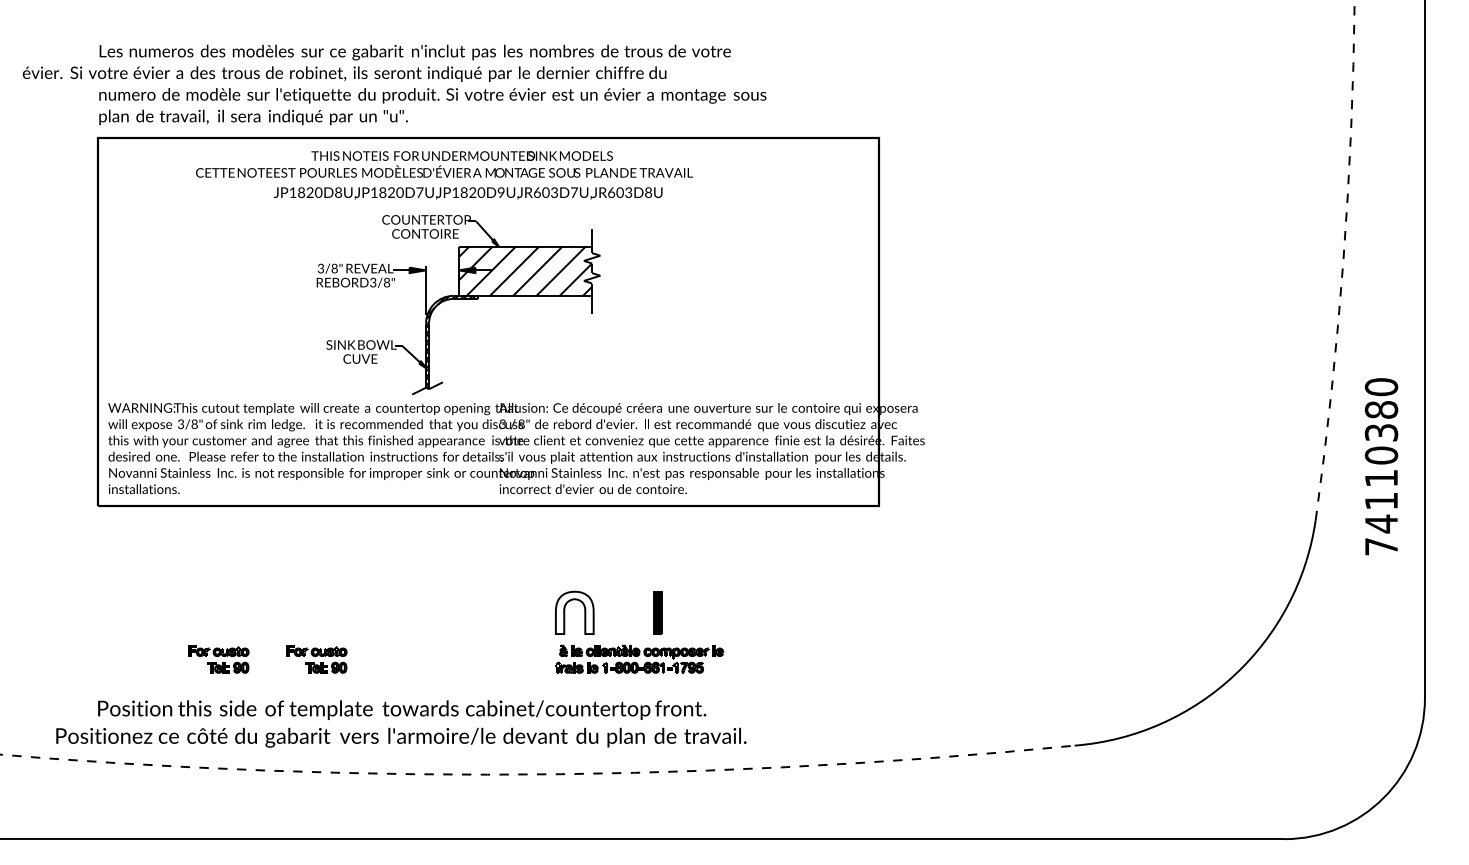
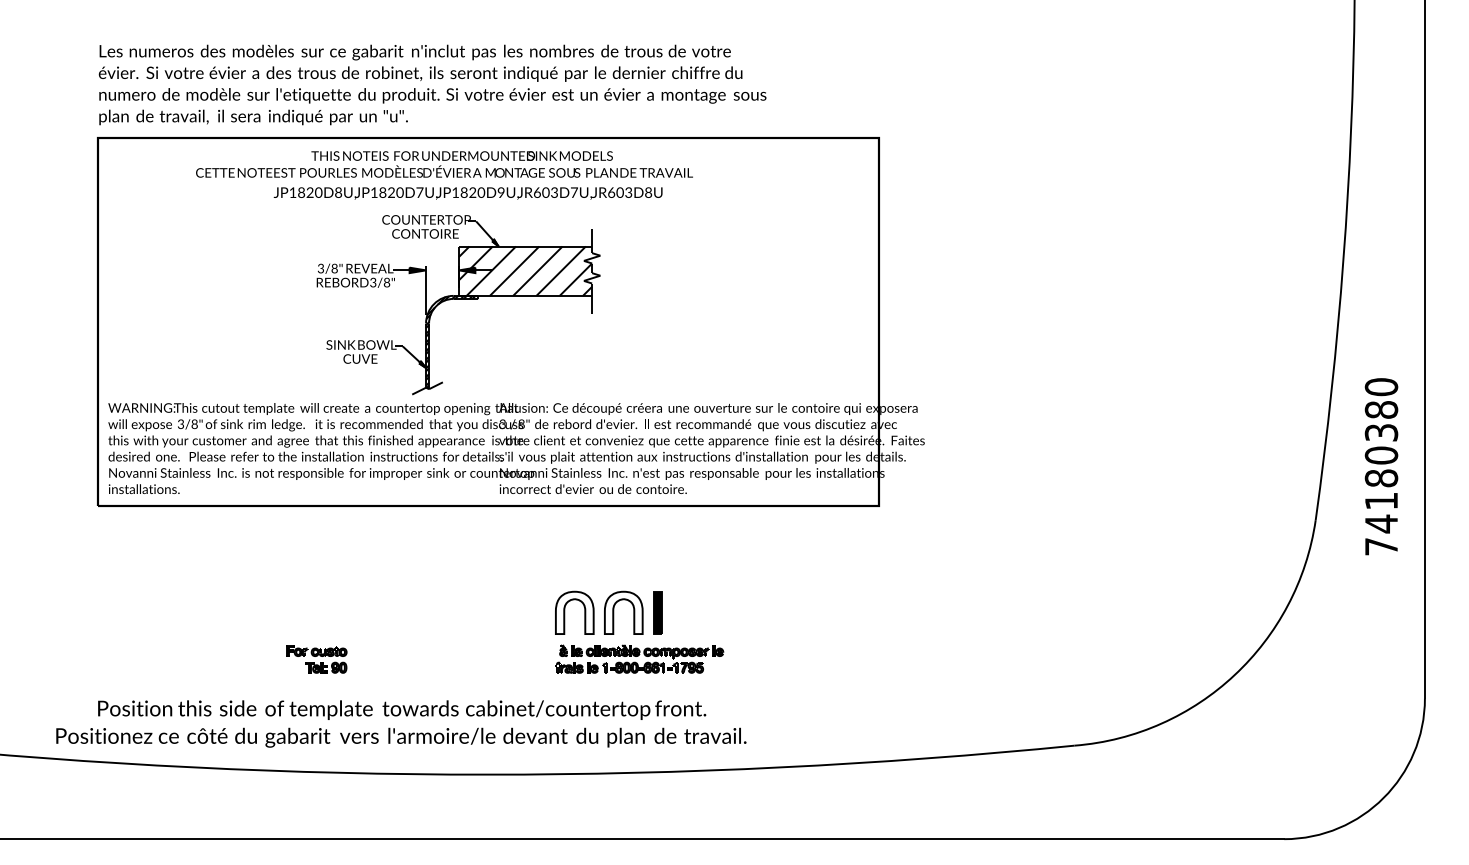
text position: (344, 73) -> (420, 73) (420, 73)
arc: dashed -> solid (1343, 260)
text: 74110380 -> 74180380 (1381, 478)
part: none -> present (614, 612)
part: present -> none (218, 659)
arc: dashed -> solid (538, 774)
